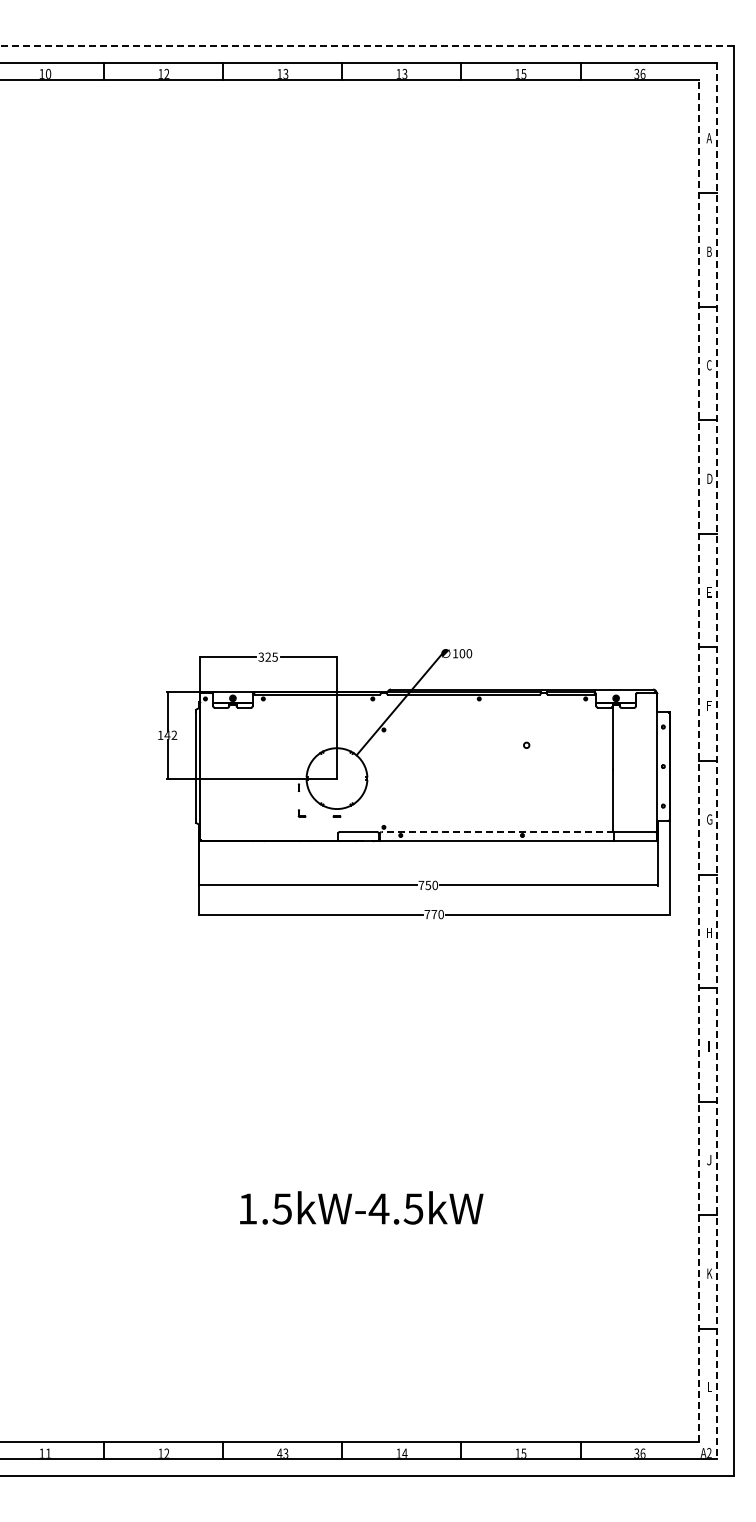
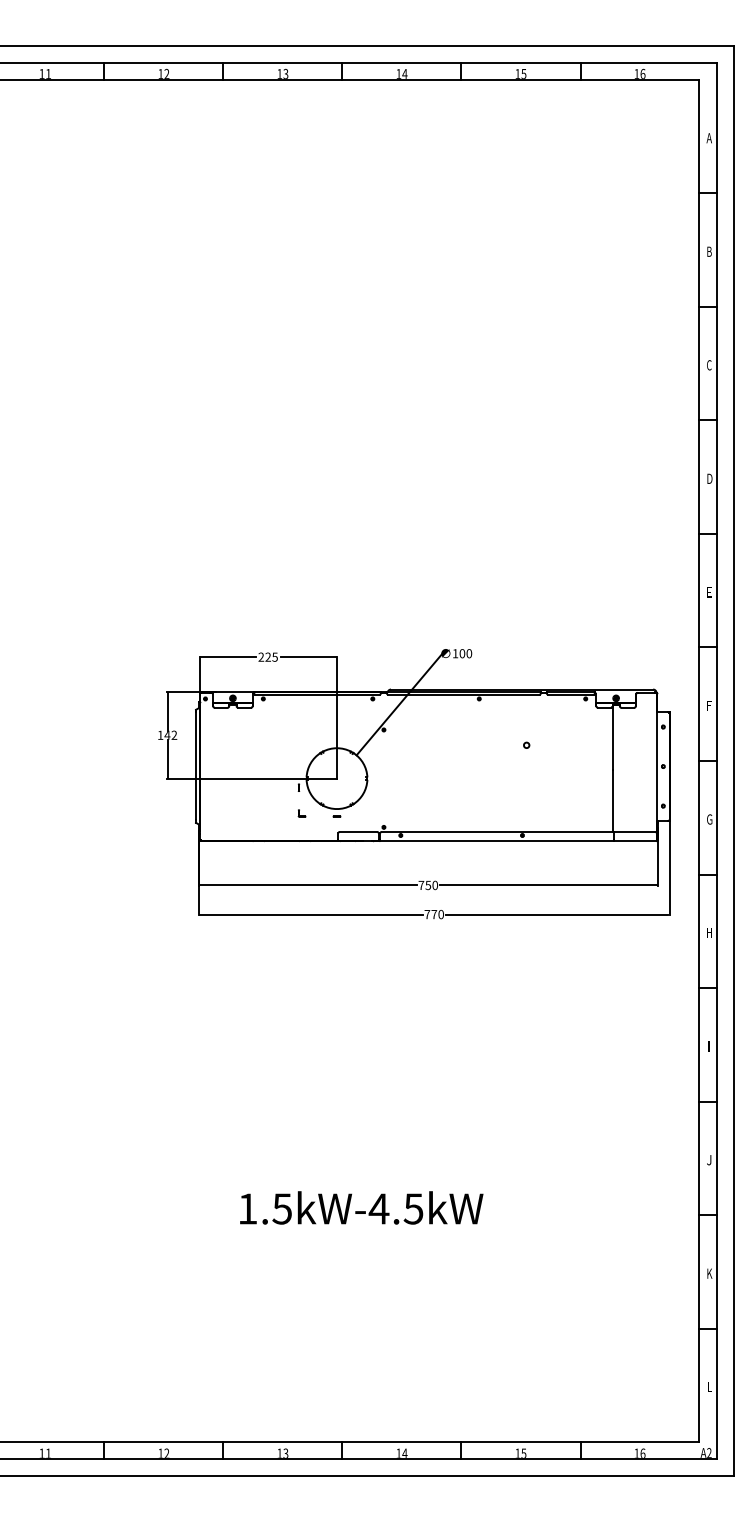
line: dashed -> solid (366, 45)
text: 10 -> 11 (48, 73)
text: 13 -> 14 (404, 73)
text: 36 -> 16 (636, 73)
text: 325 -> 225 (261, 657)
line: dashed -> solid (699, 760)
line: dashed -> solid (716, 761)
line: dashed -> solid (497, 831)
text: 43 -> 13 (279, 1452)
text: 36 -> 16 (636, 1452)
